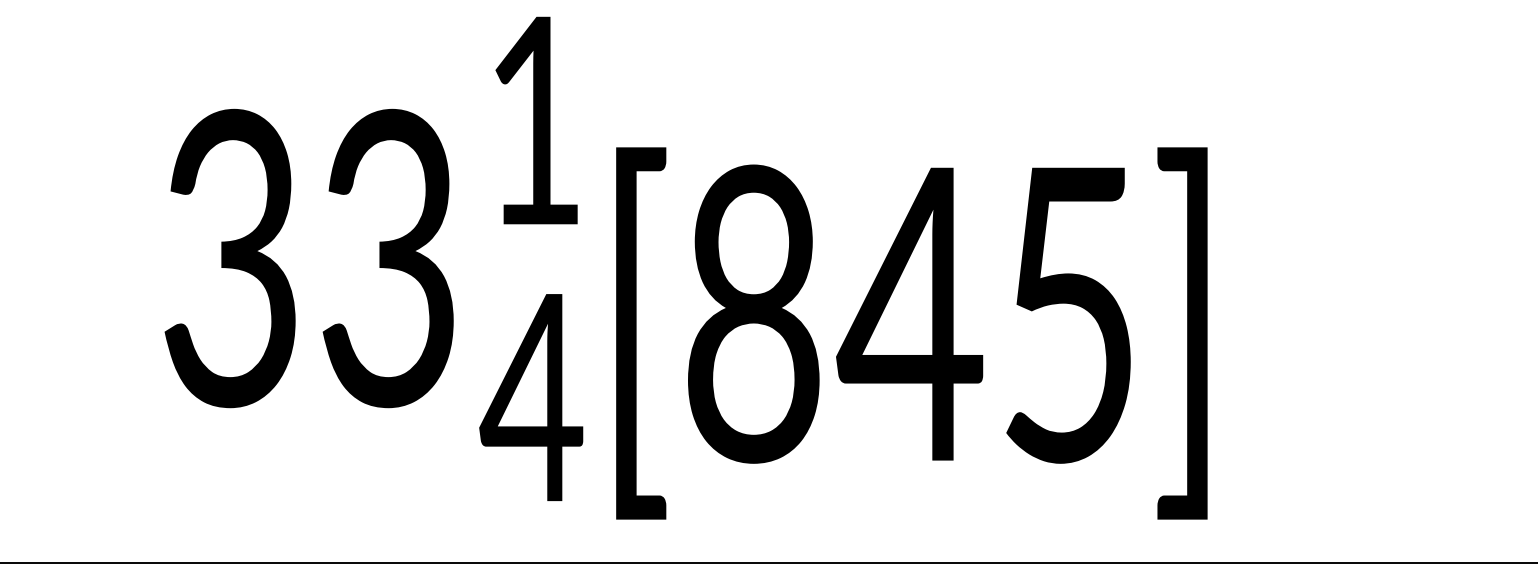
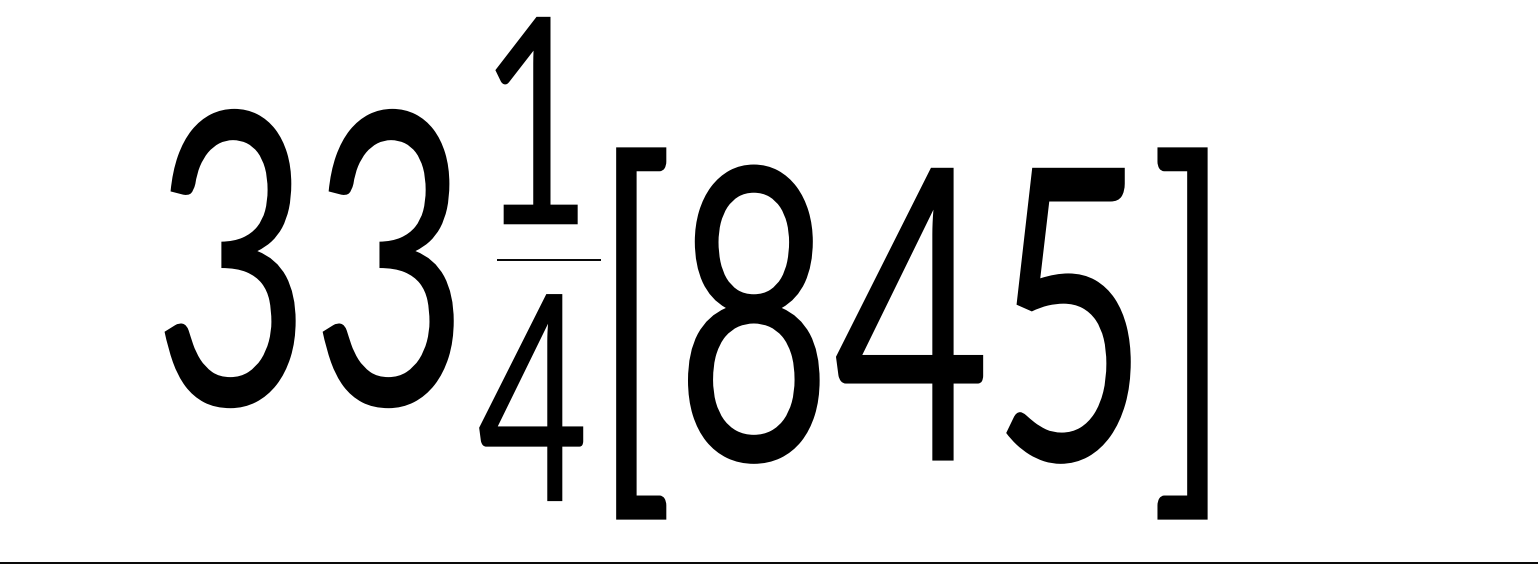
line: none -> present (548, 259)
